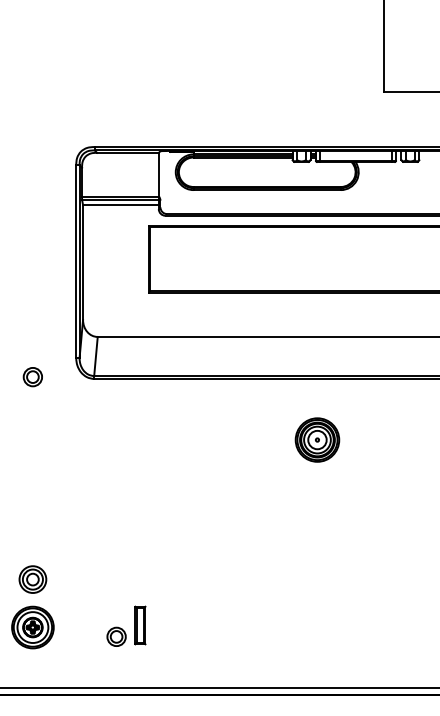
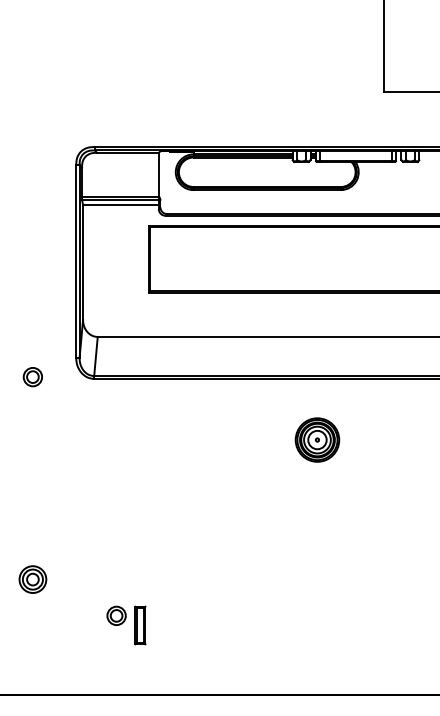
part: present -> none (32, 627)
part position: (116, 636) -> (116, 615) (116, 615)
line: present -> none (219, 687)
